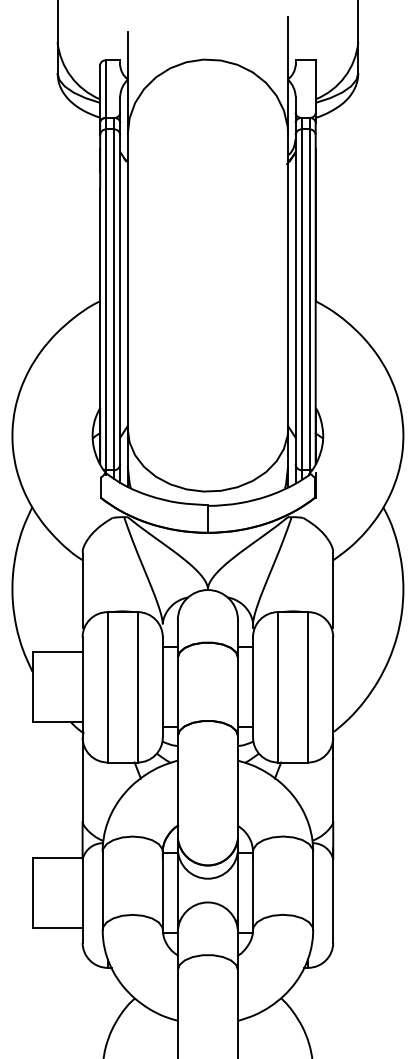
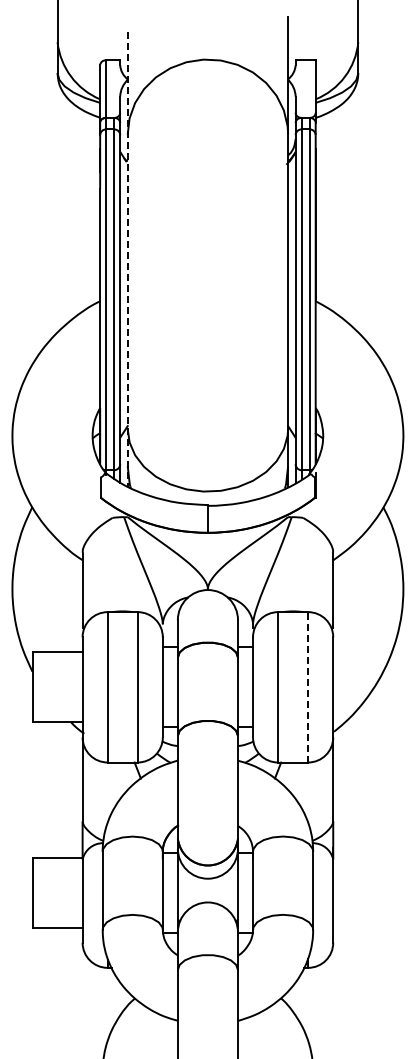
line: solid -> dashed (127, 259)
line: solid -> dashed (308, 686)
